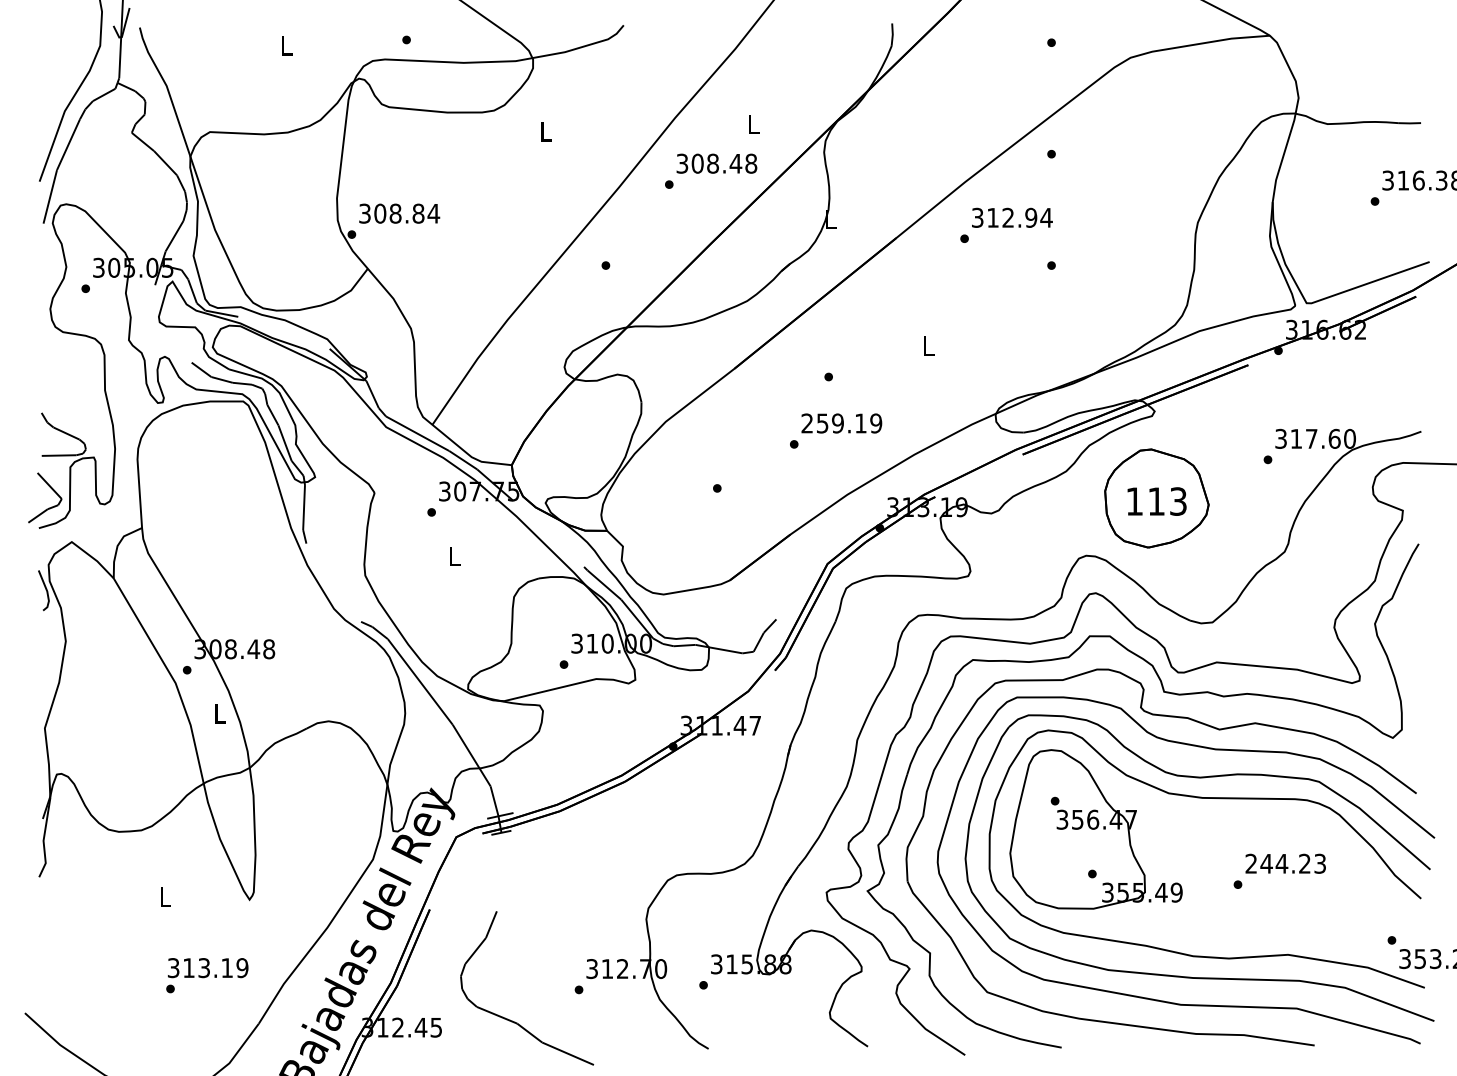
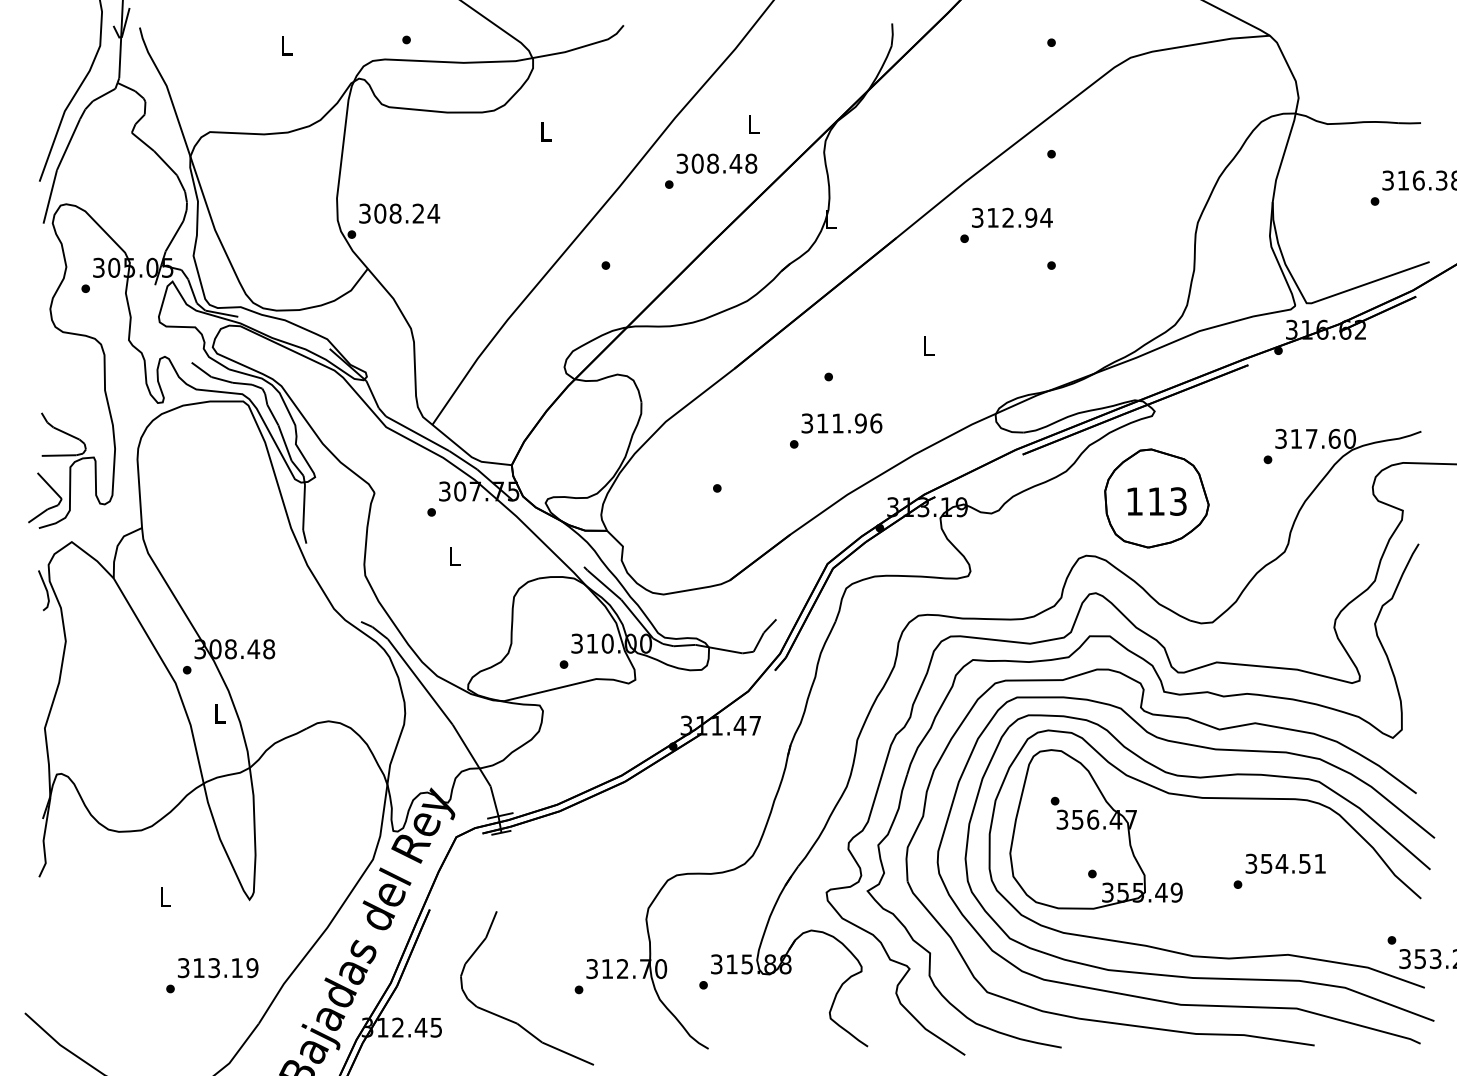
text: 308.84 -> 308.24 (418, 213)
text: 259.19 -> 311.96 (841, 423)
text: 244.23 -> 354.51 (1285, 863)
text position: (208, 968) -> (218, 968) (218, 968)
